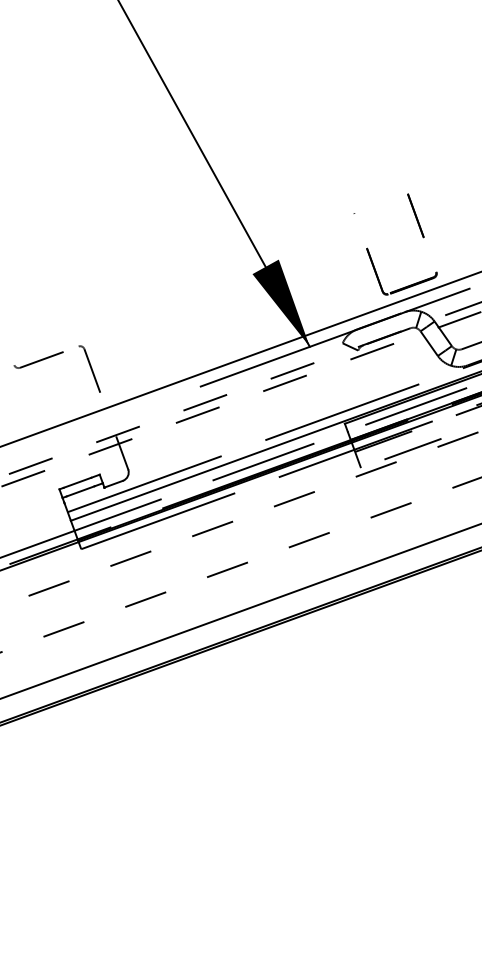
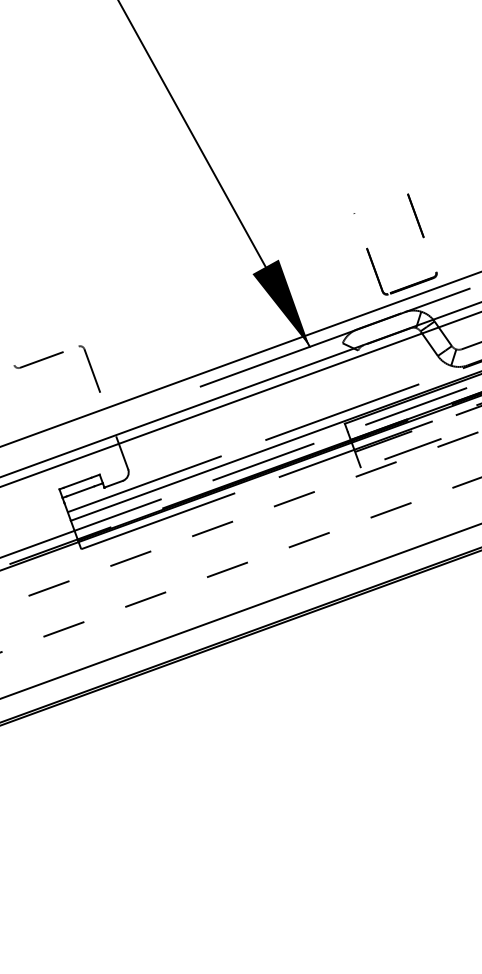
line: dashed -> solid (241, 389)
line: dashed -> solid (241, 399)
